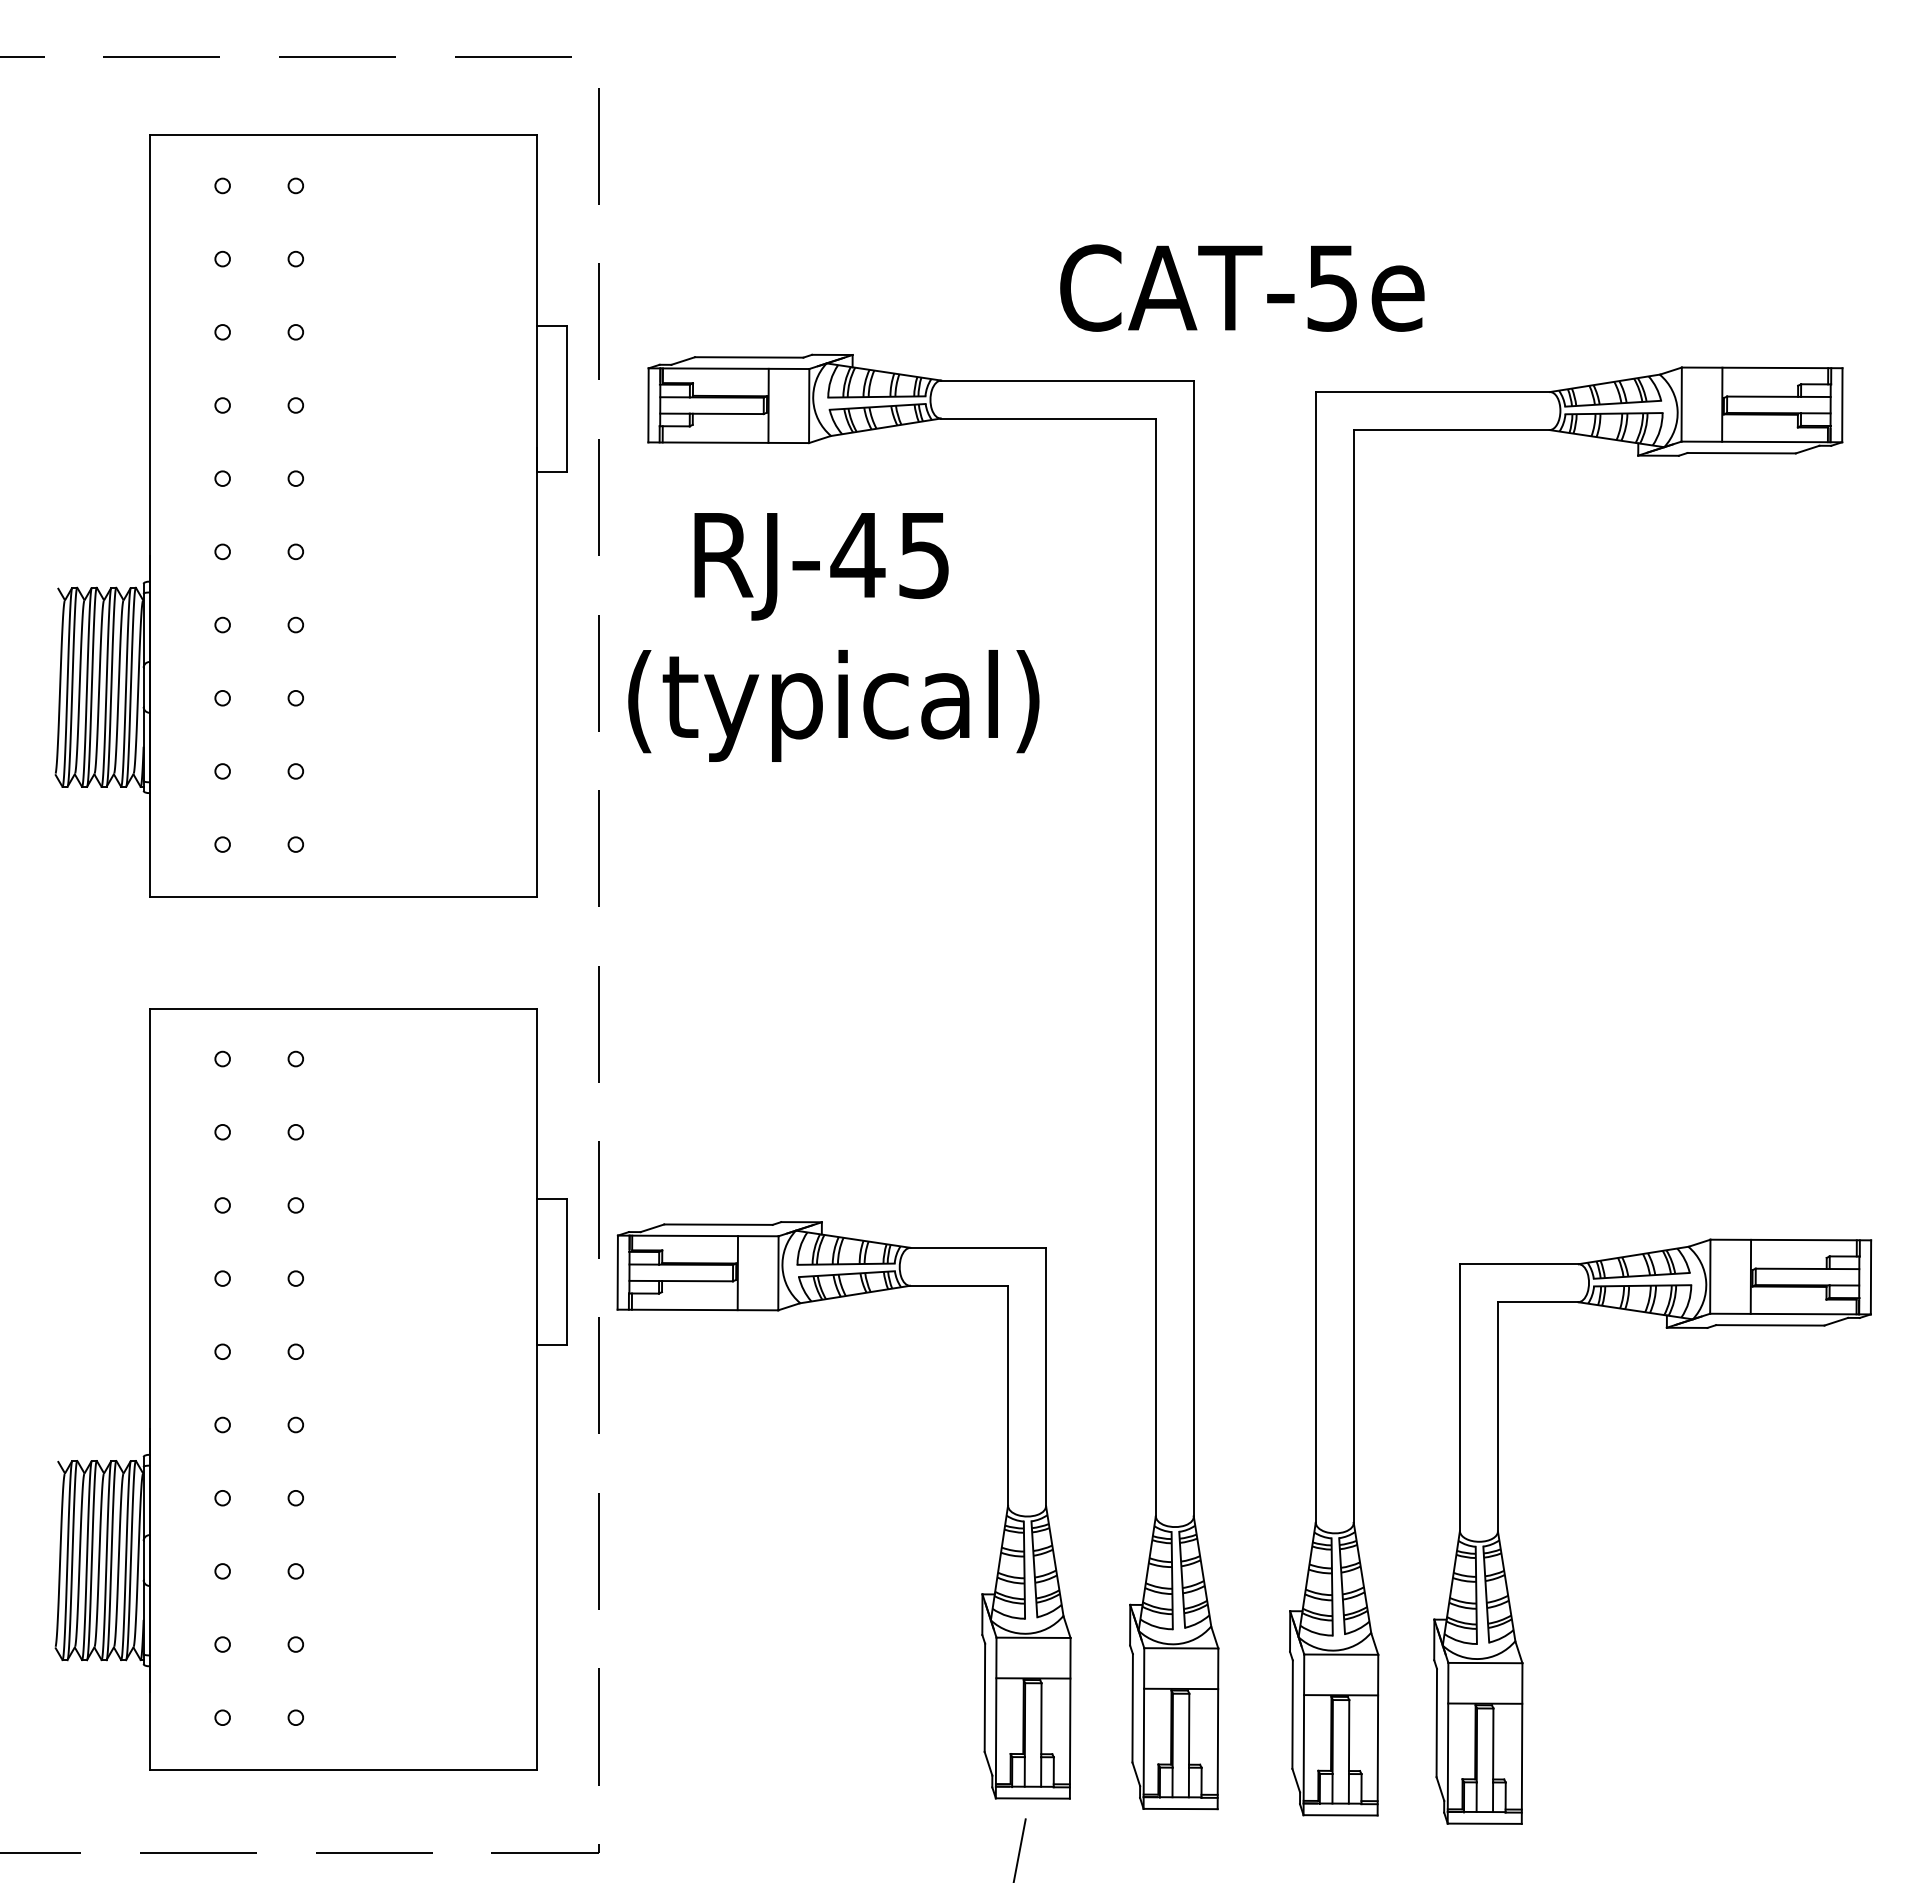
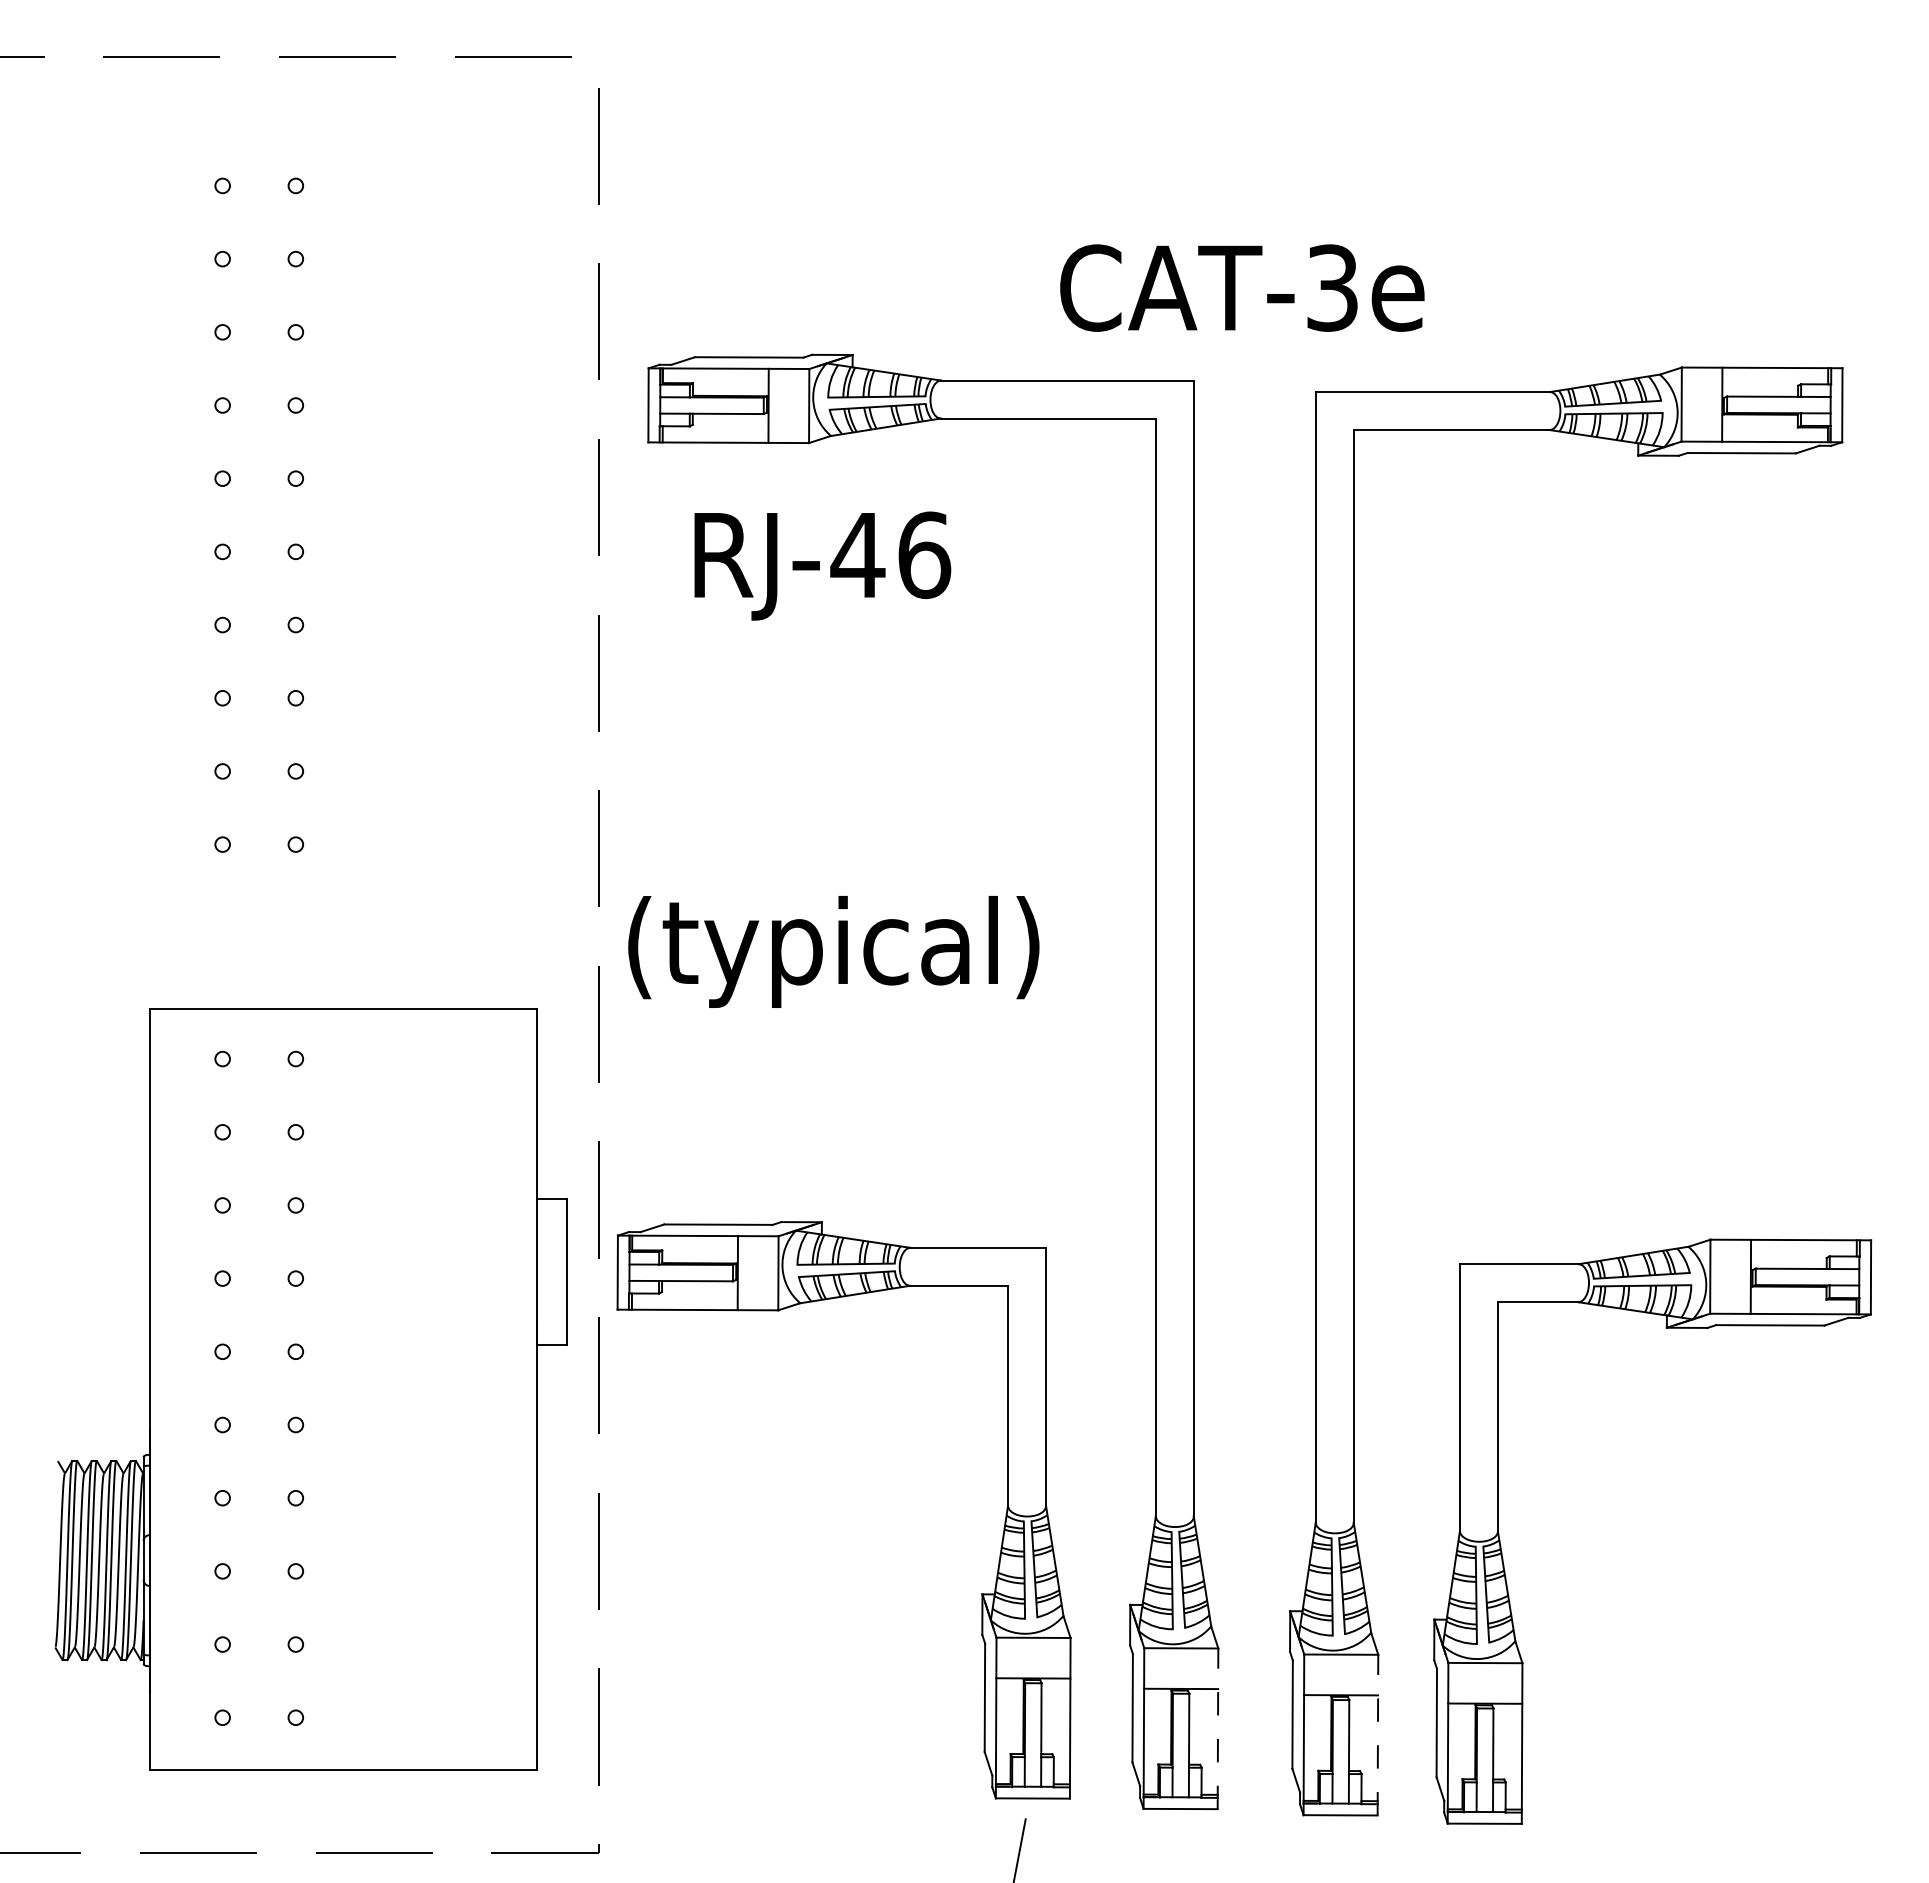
text: CAT-5e -> CAT-3e (1332, 287)
part: present -> none (310, 515)
text: RJ-45 -> RJ-46 (924, 555)
text position: (833, 705) -> (833, 951) (833, 951)
line: solid -> dashed (1218, 1728)
line: solid -> dashed (1377, 1734)
